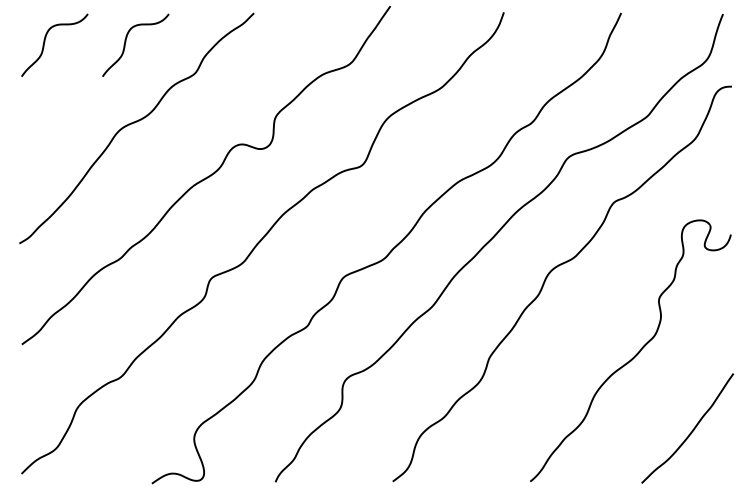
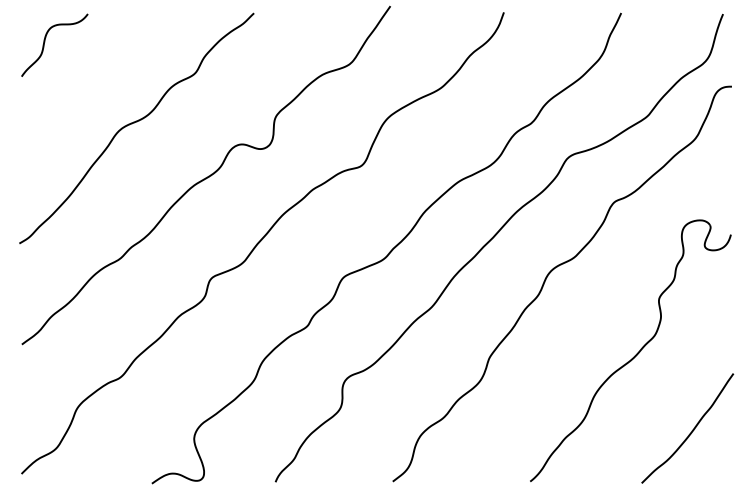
curve: present -> none (126, 42)
